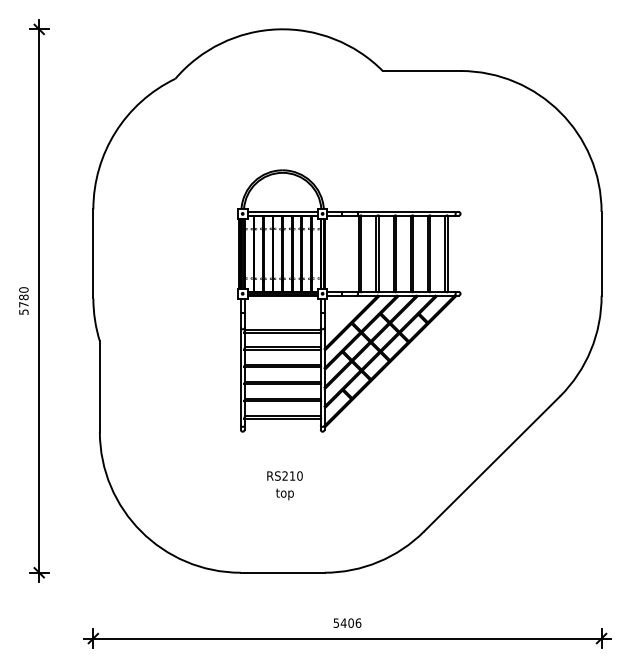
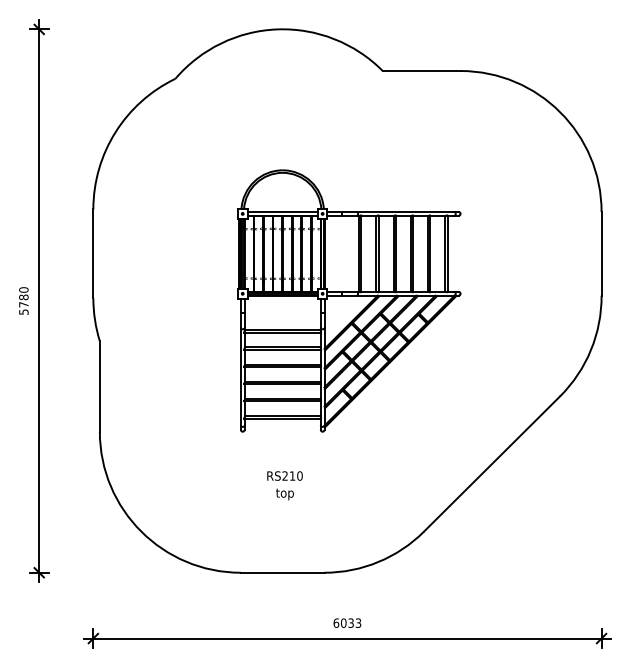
text: 5406 -> 6033 (347, 622)
